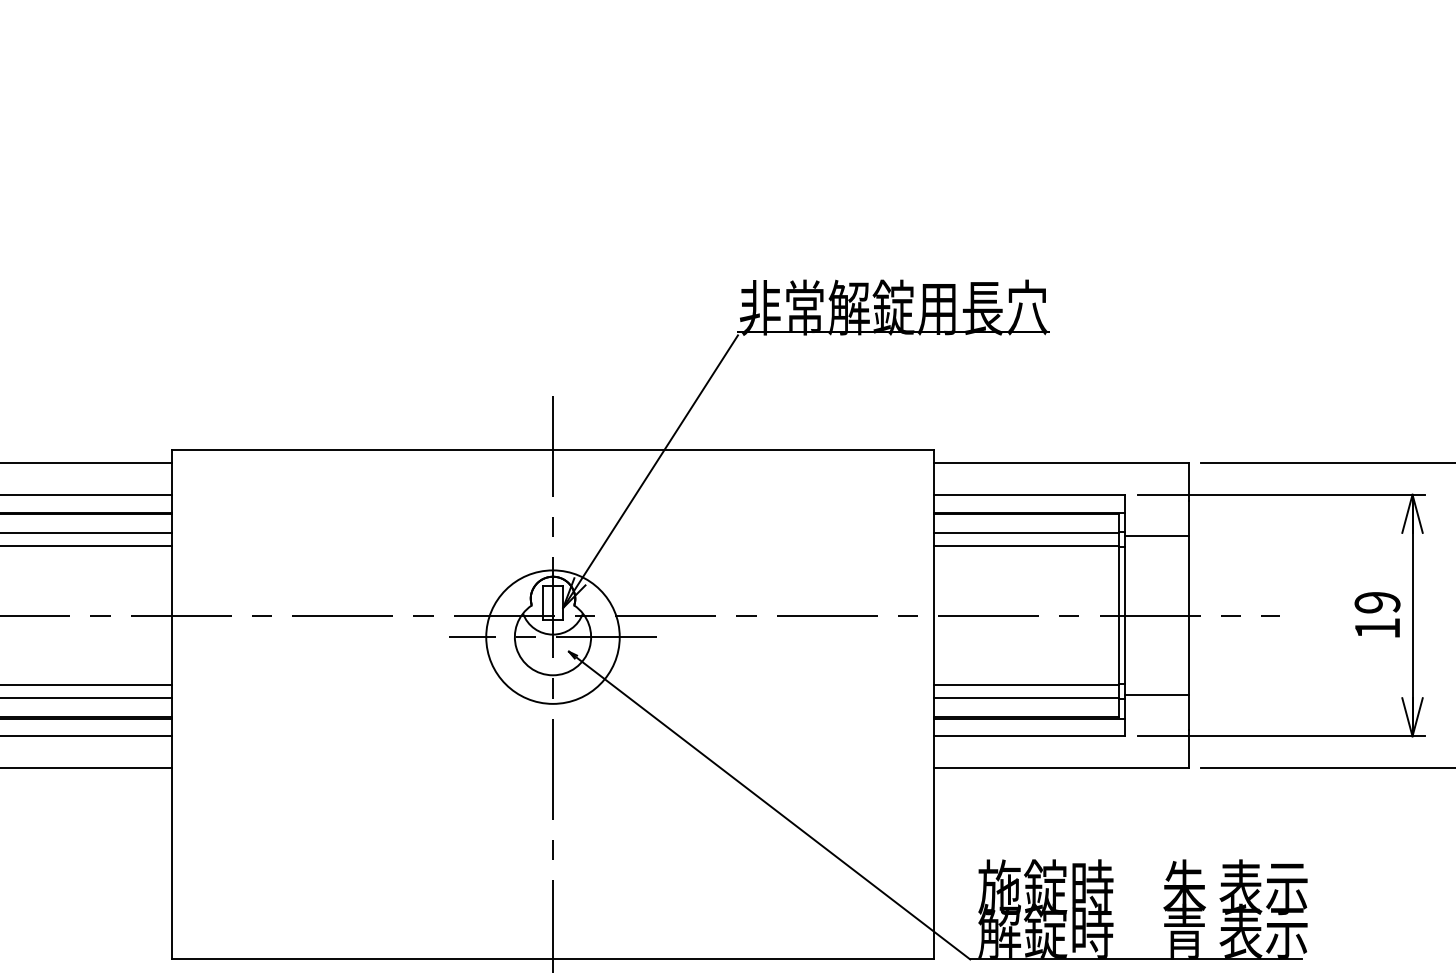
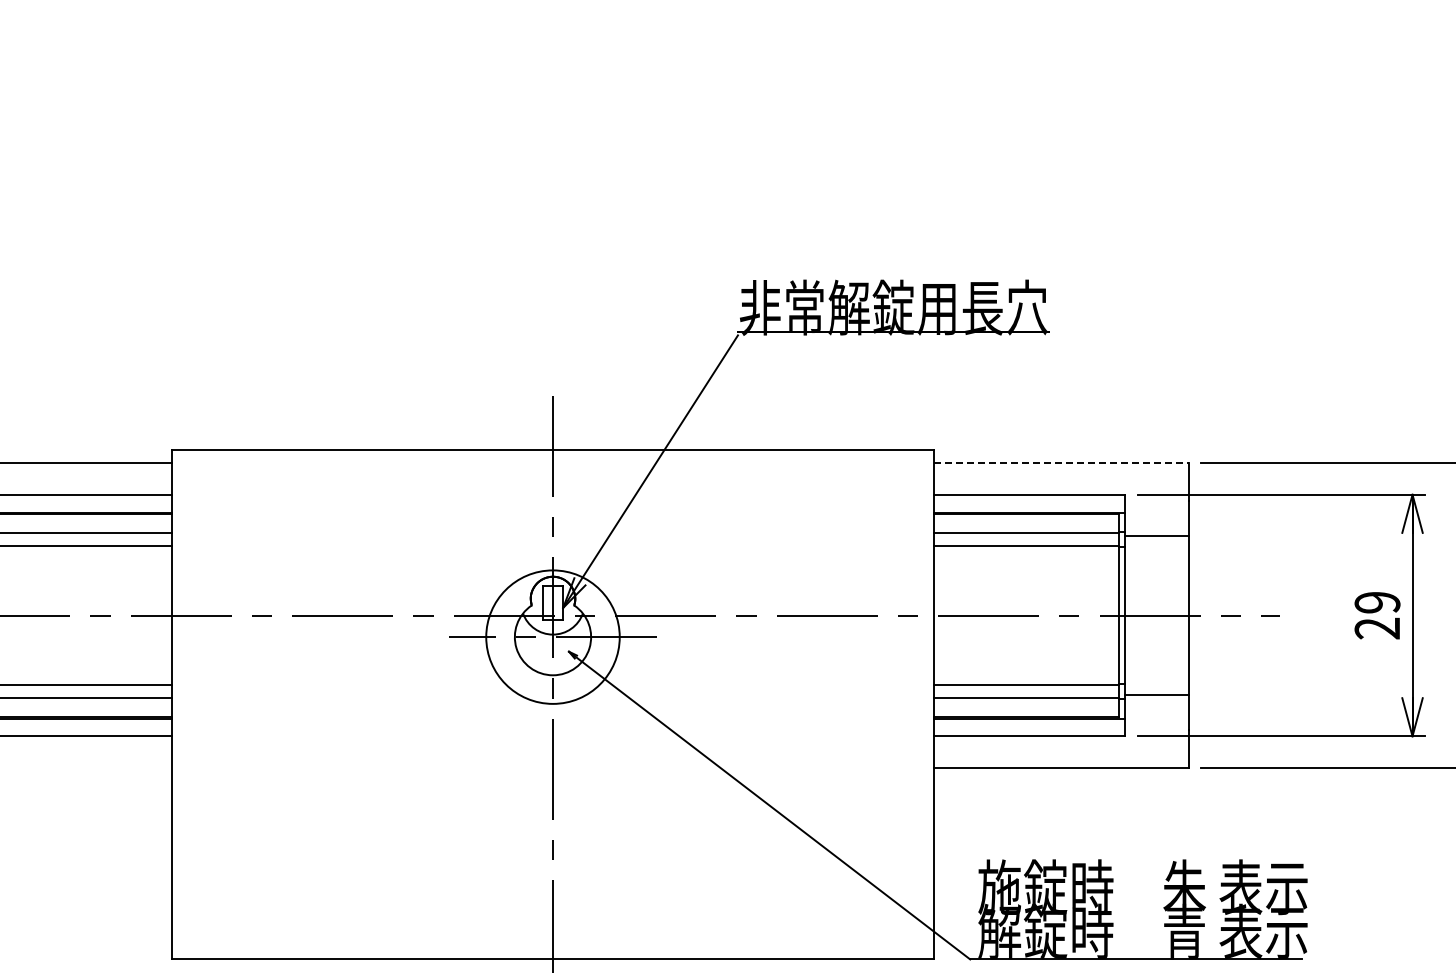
line: solid -> dashed (1062, 462)
text: 19 -> 29 (1376, 628)
line: present -> none (86, 768)
